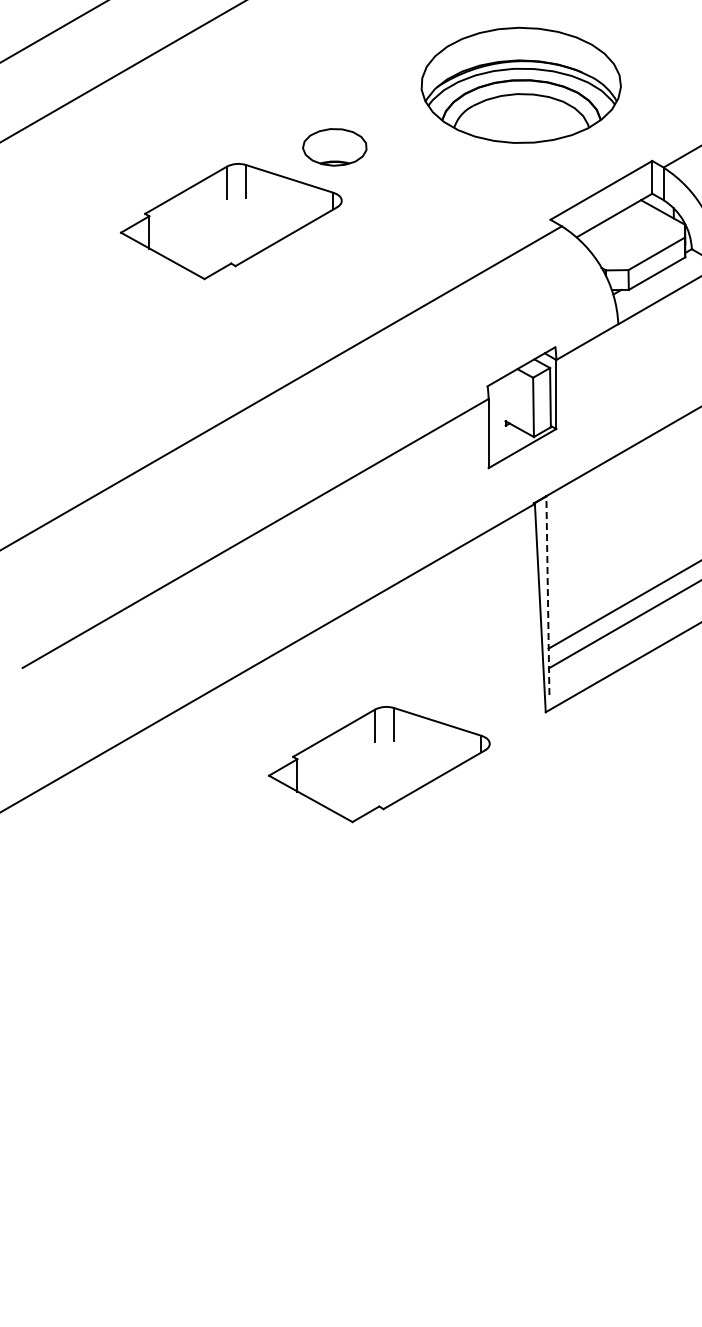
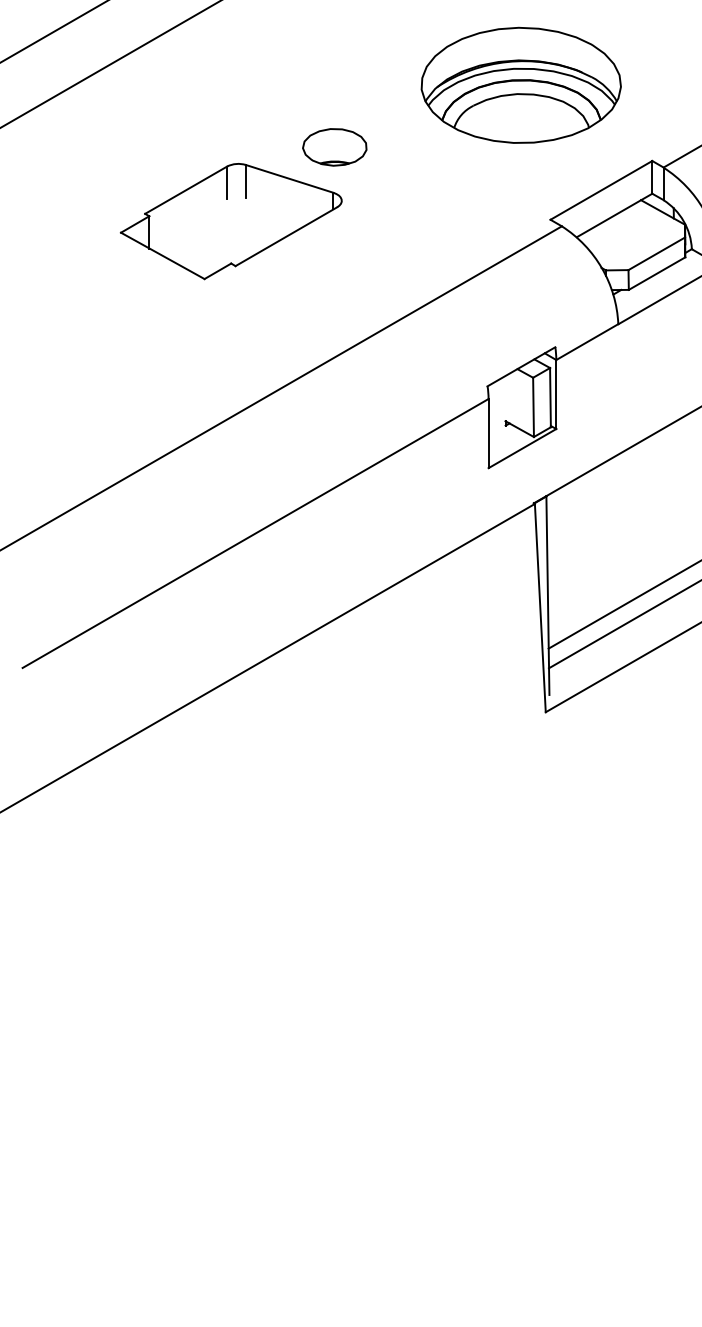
line position: (122, 71) -> (110, 64) (110, 64)
line: dashed -> solid (547, 595)
part: present -> none (378, 764)
